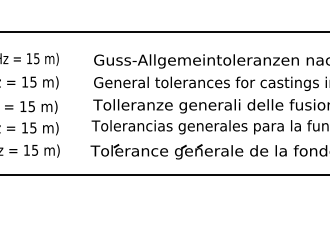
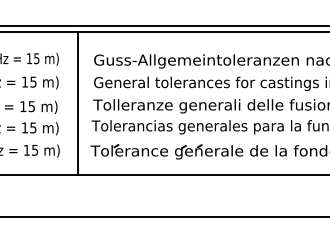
line: none -> present (164, 25)
line: none -> present (77, 103)
line: none -> present (164, 217)
